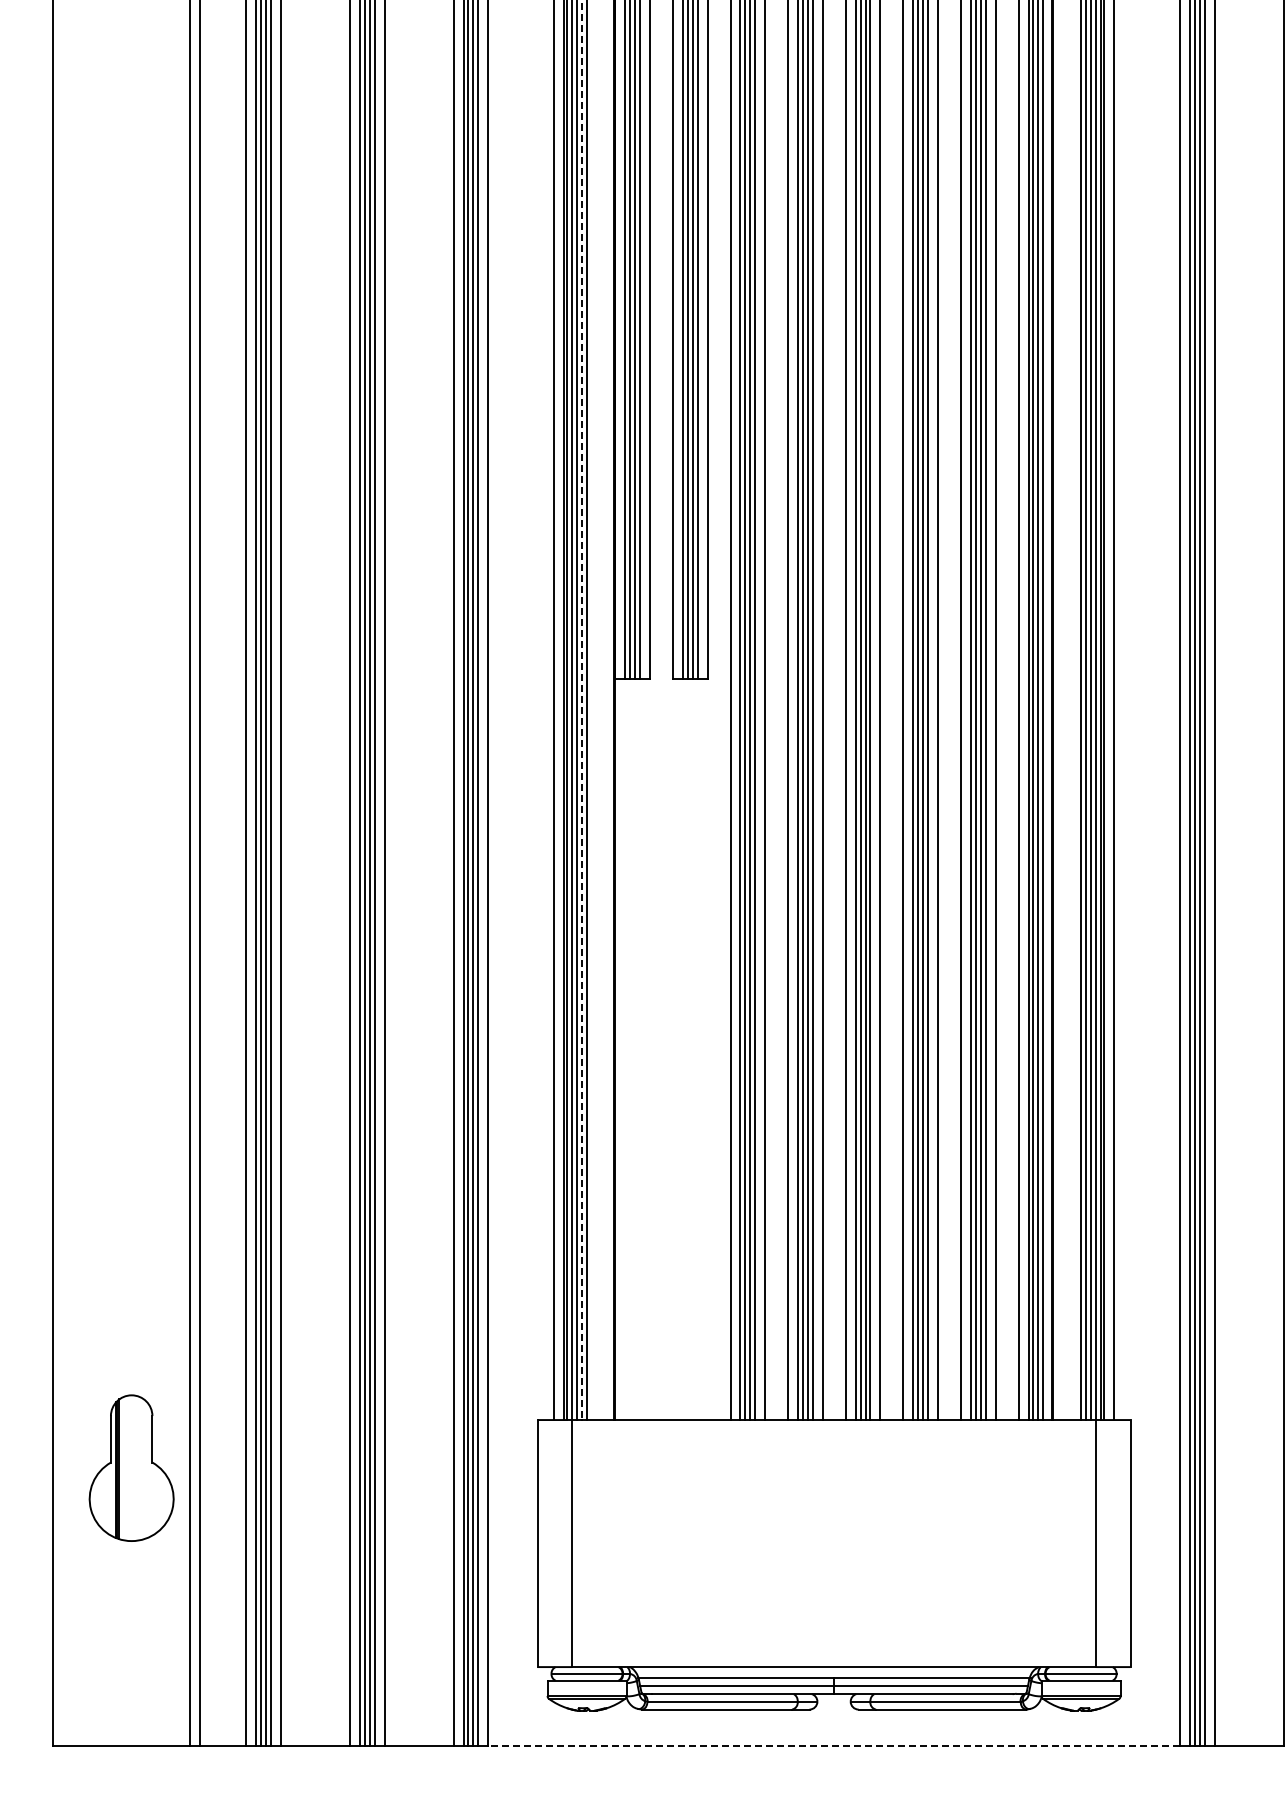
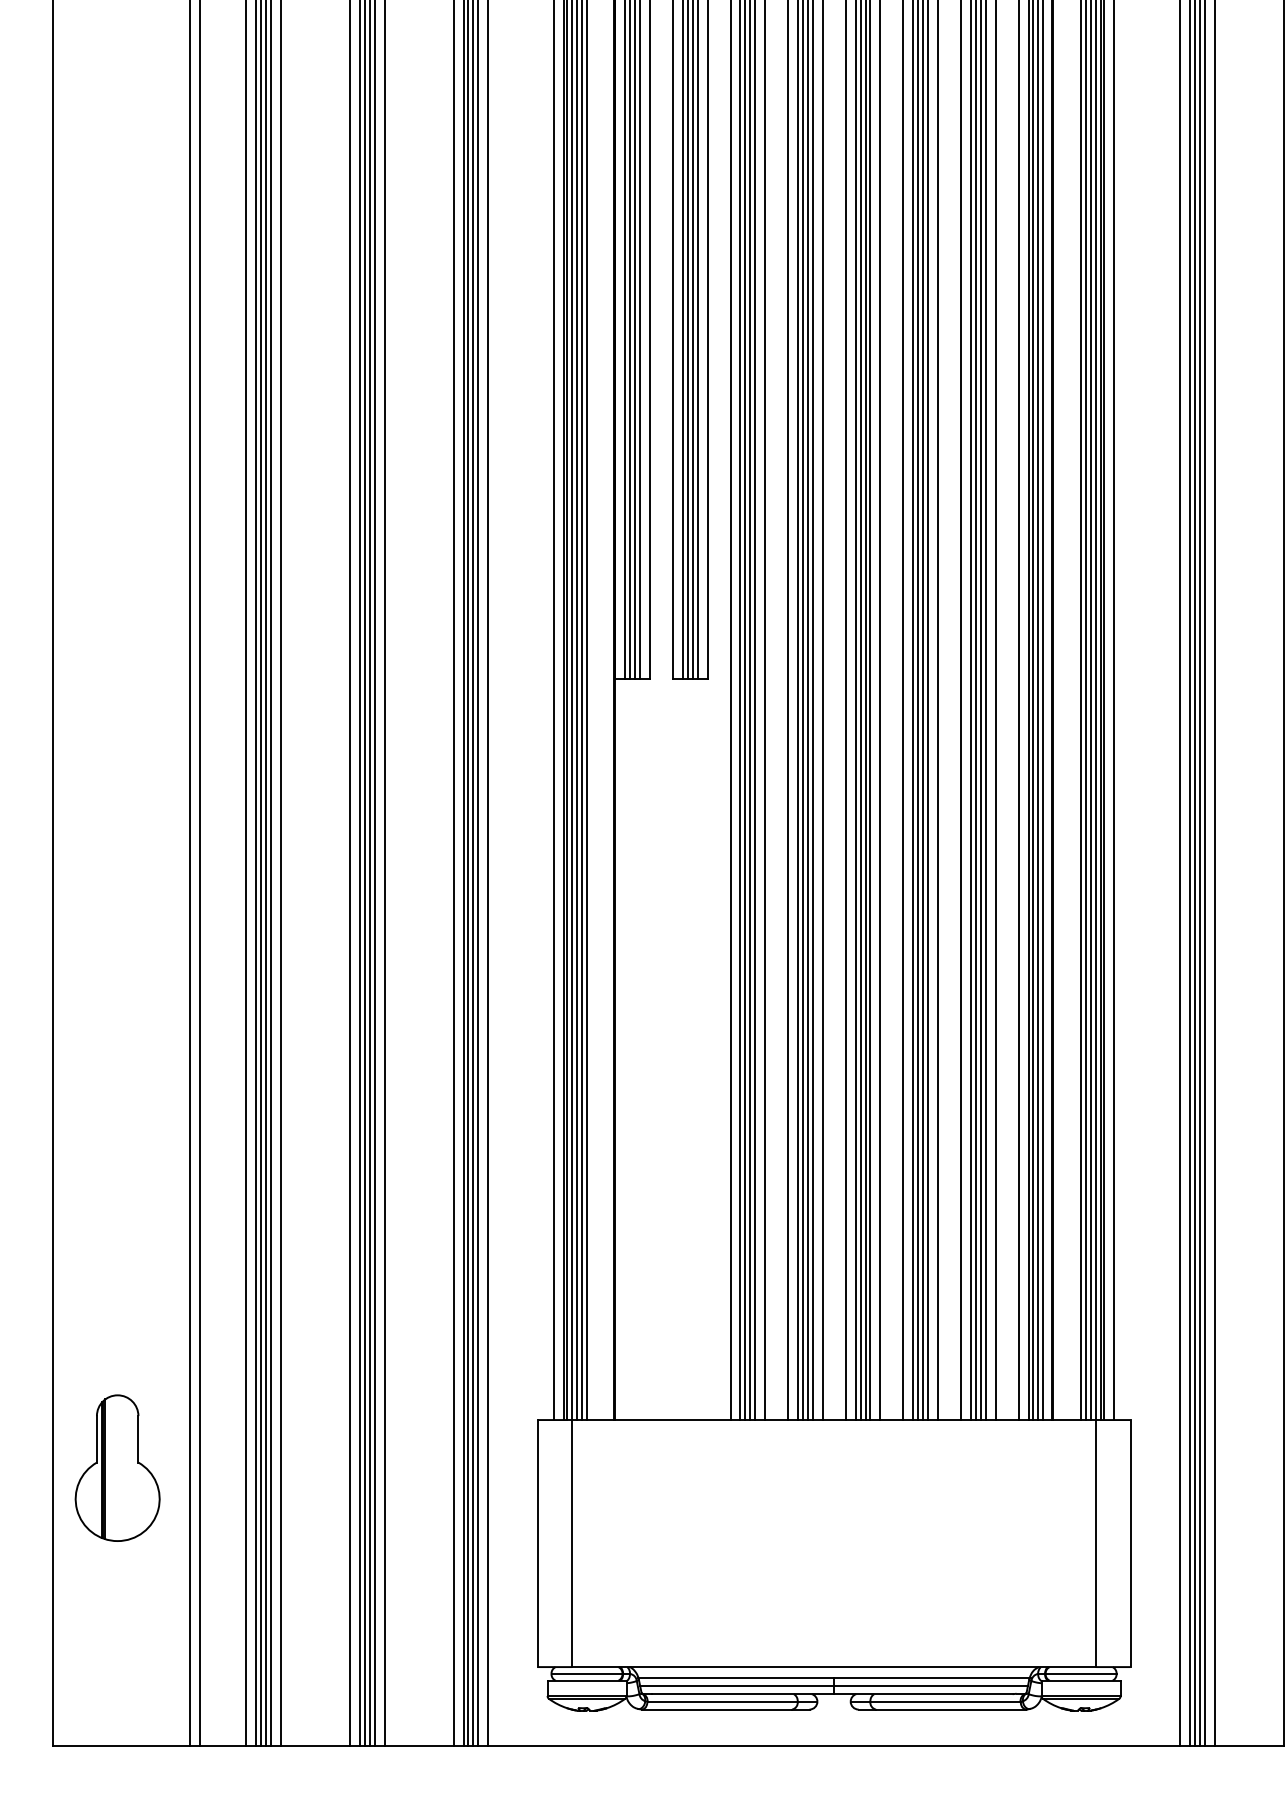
line: dashed -> solid (582, 710)
part position: (131, 1467) -> (117, 1467) (117, 1467)
line: dashed -> solid (834, 1746)
